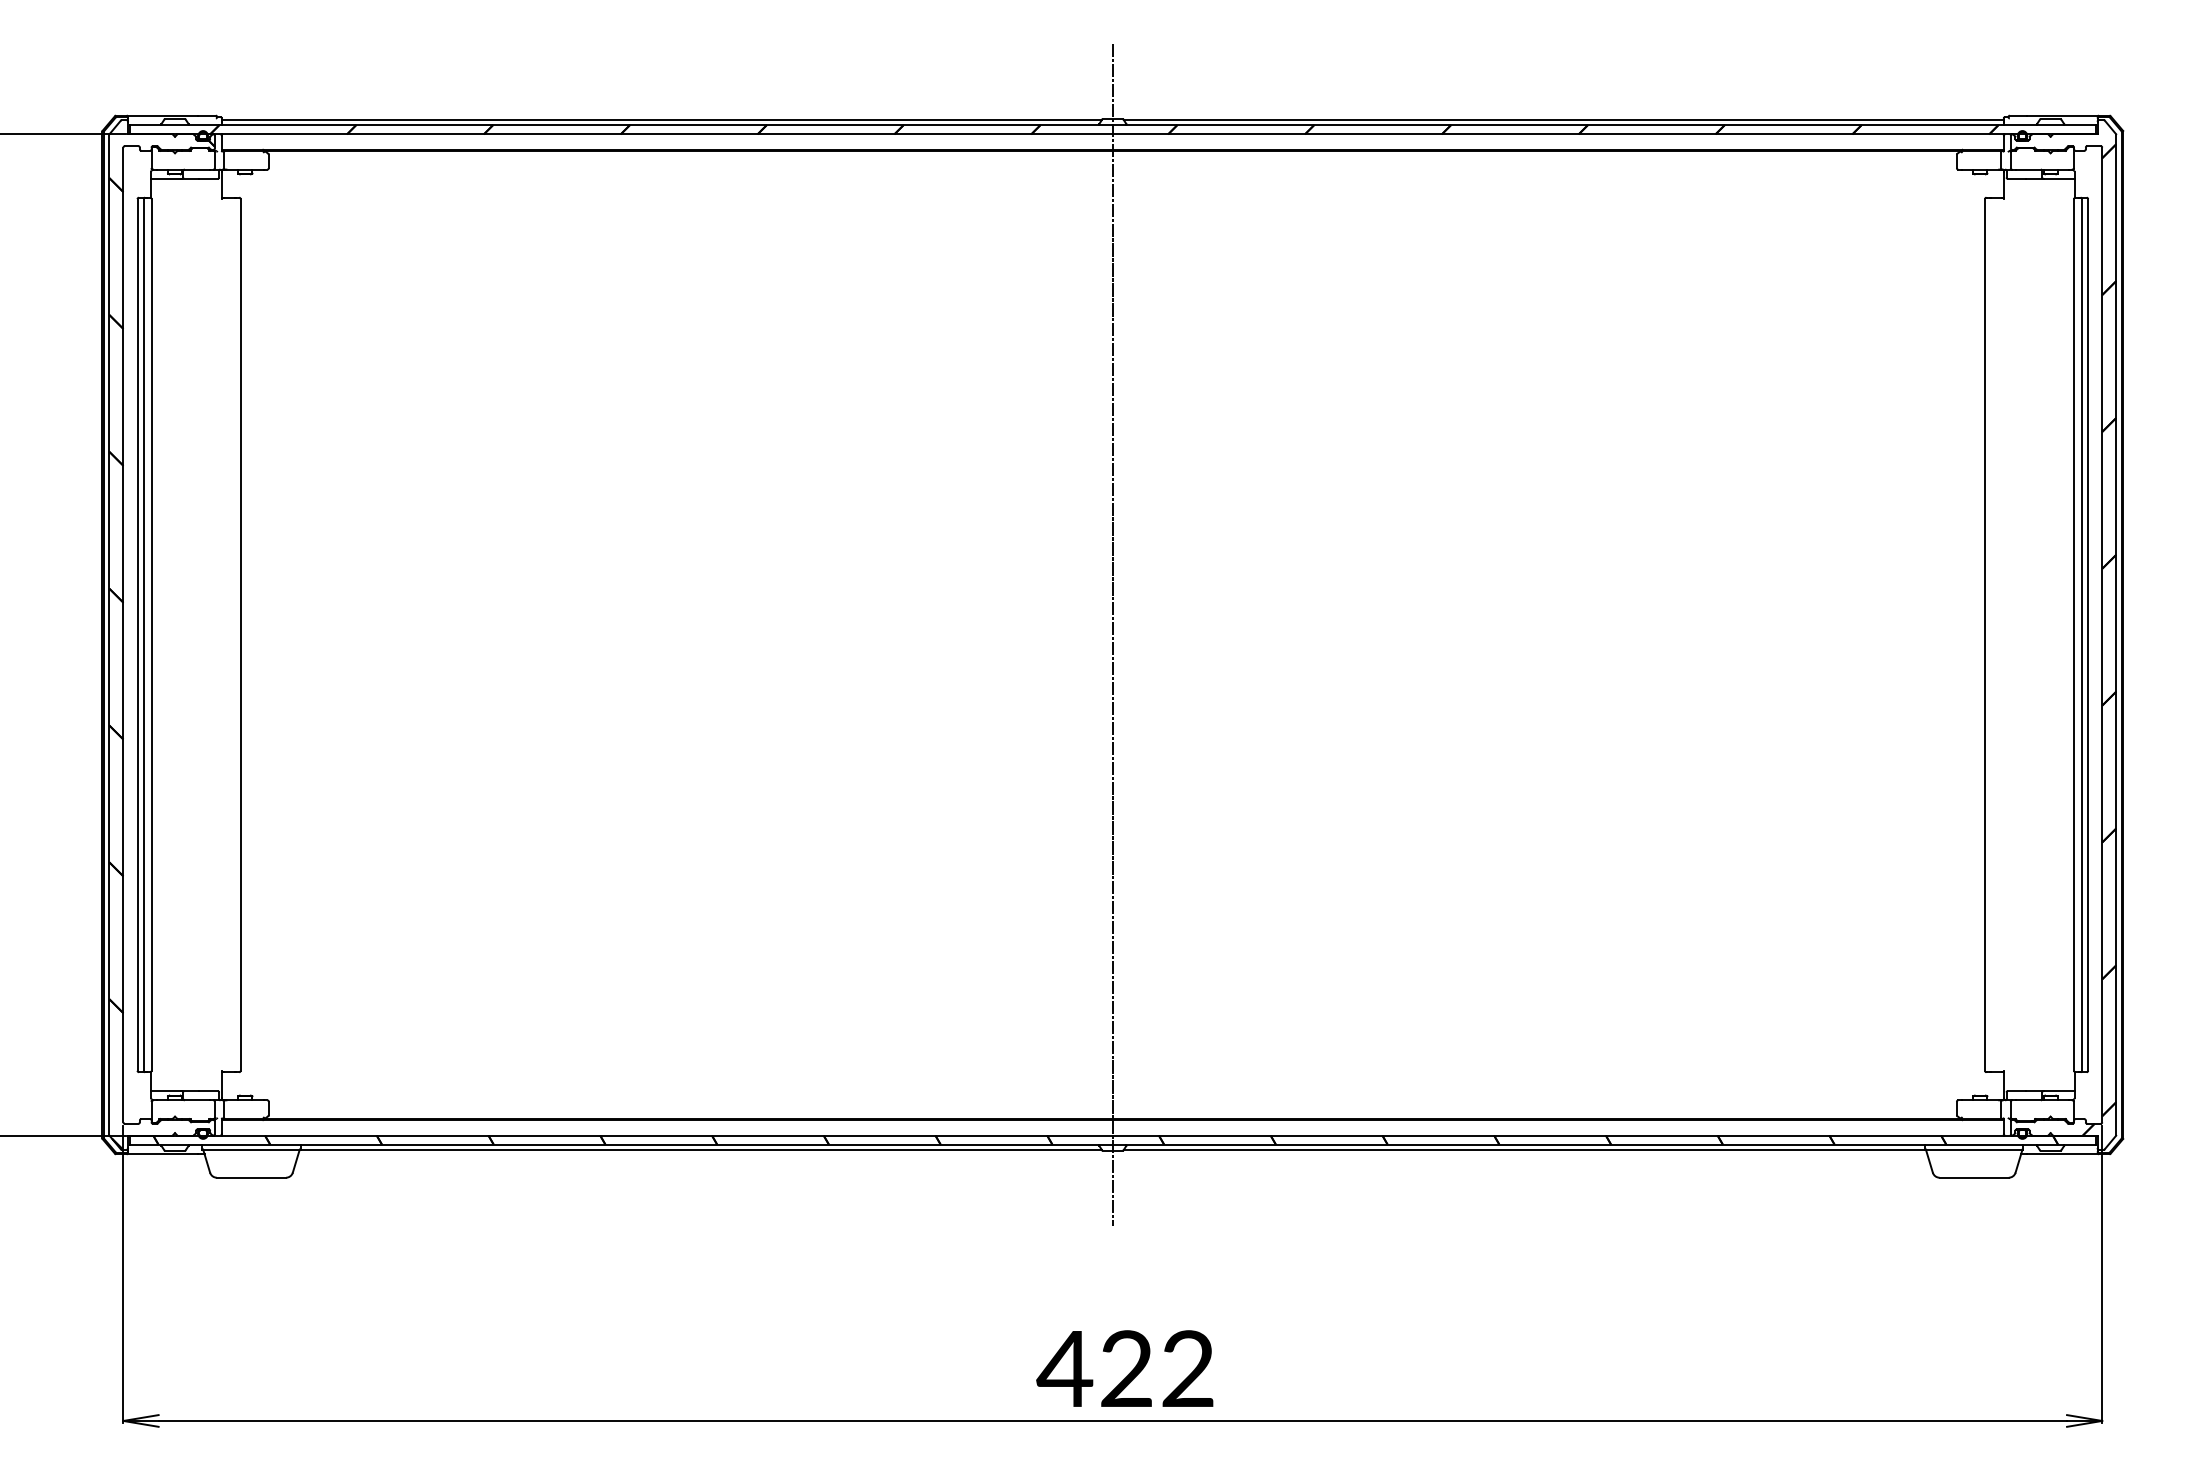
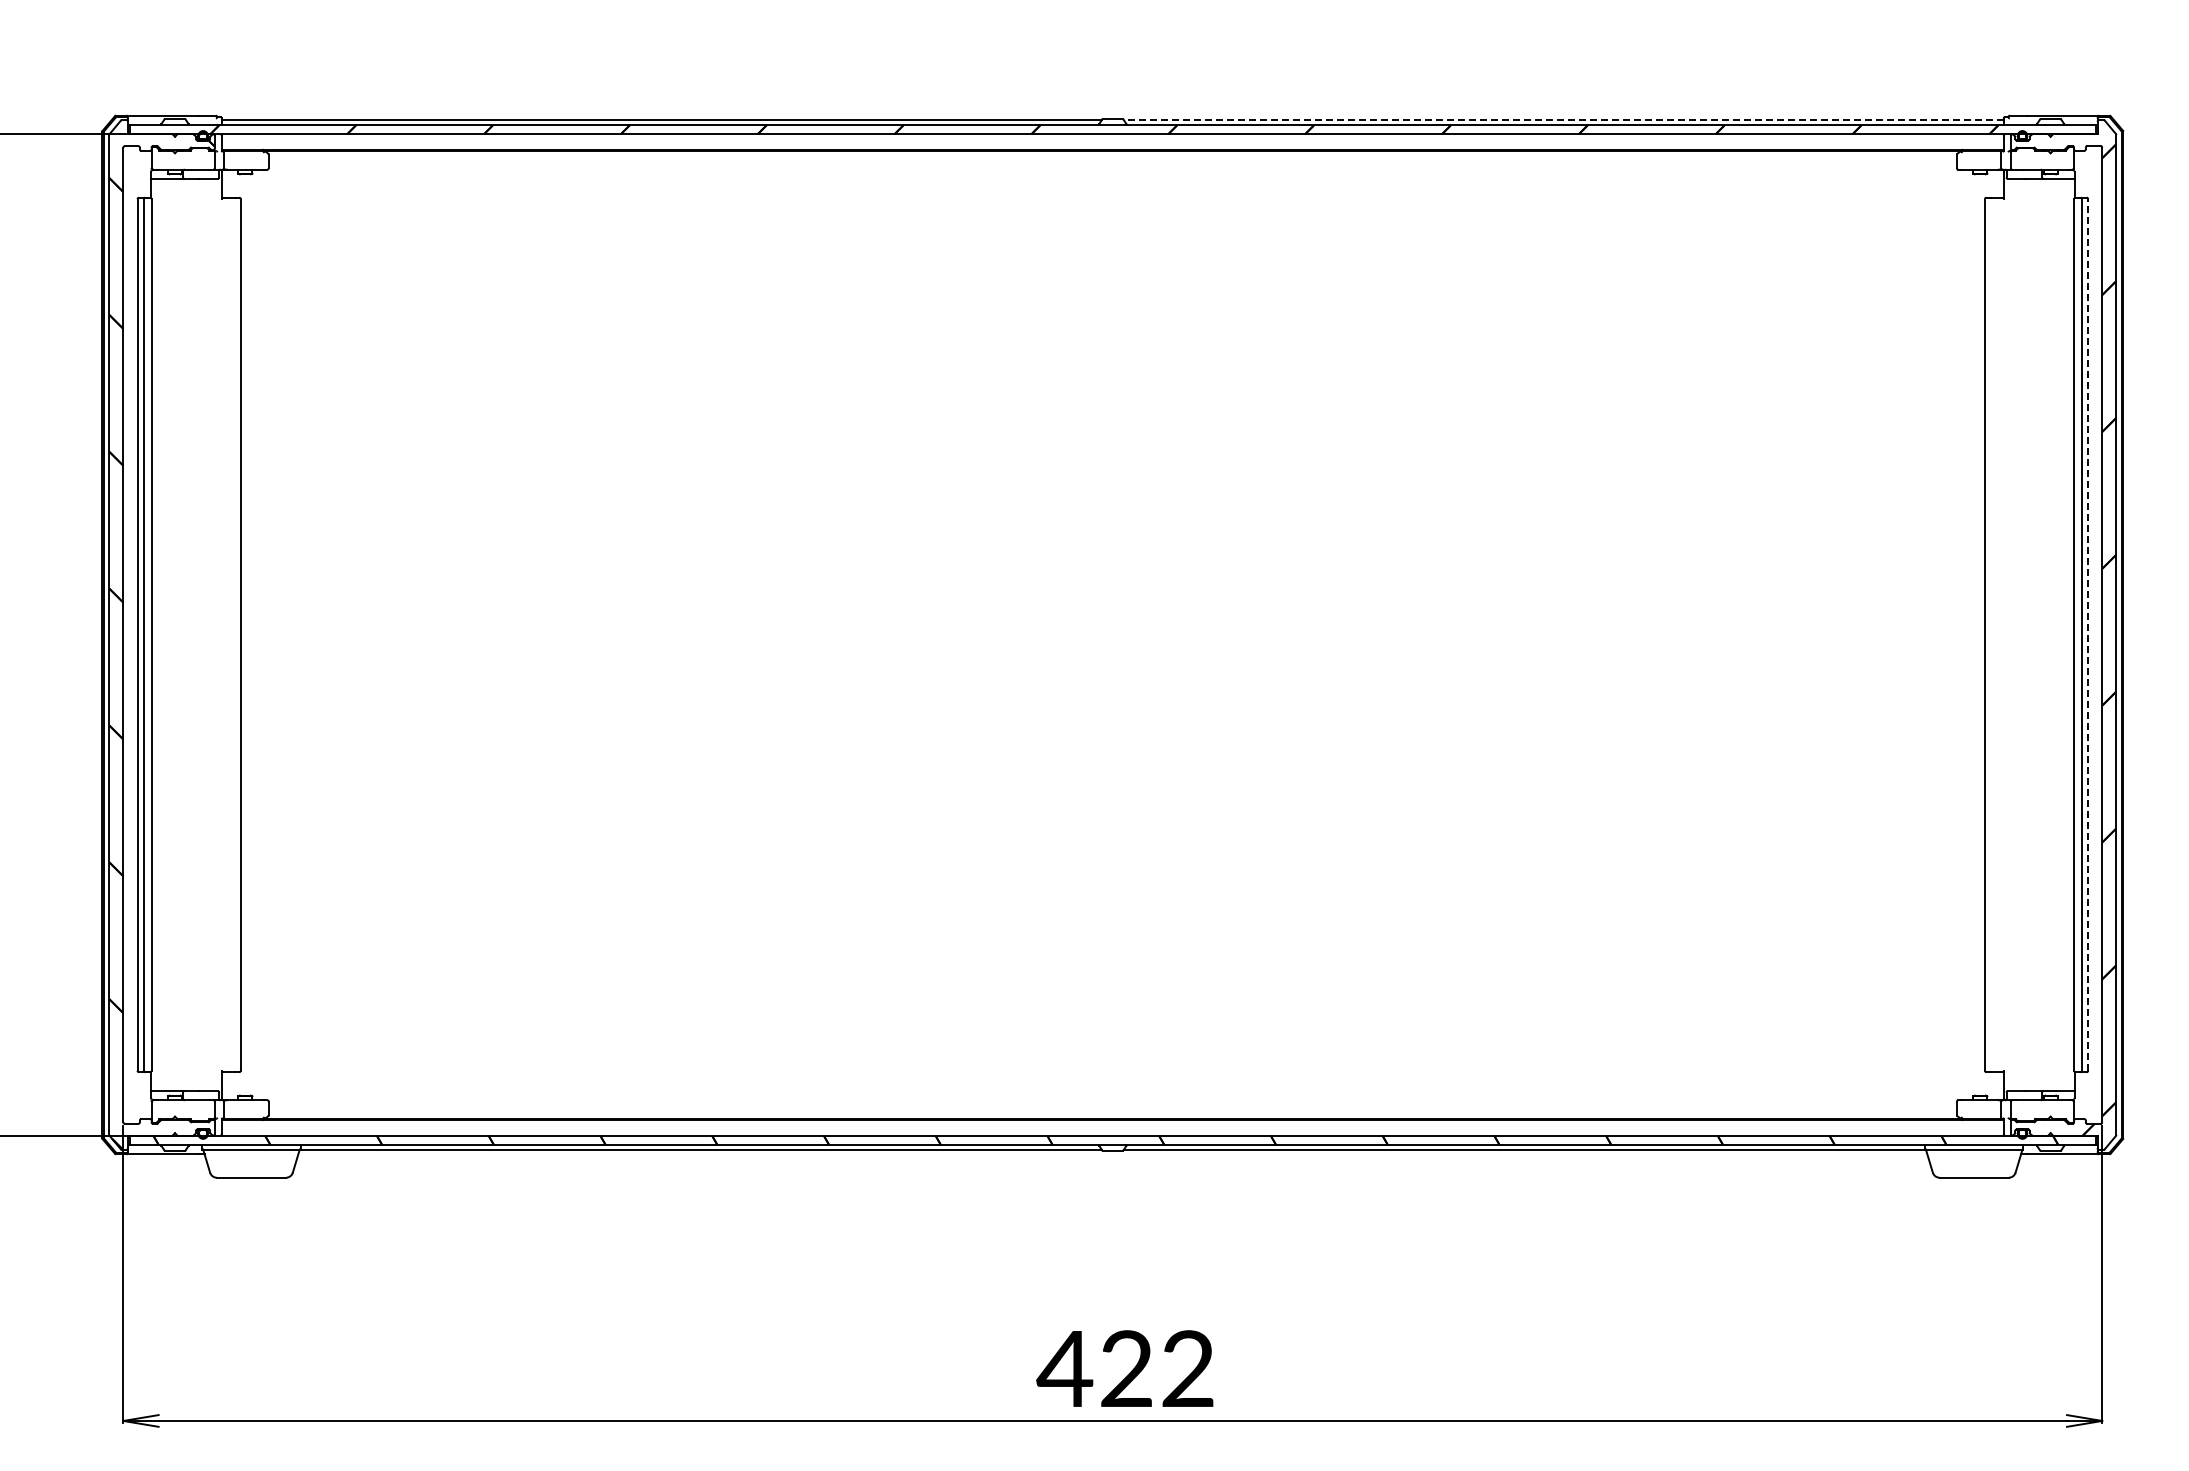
line: solid -> dashed (1563, 120)
line: present -> none (1112, 634)
line: solid -> dashed (2088, 634)
